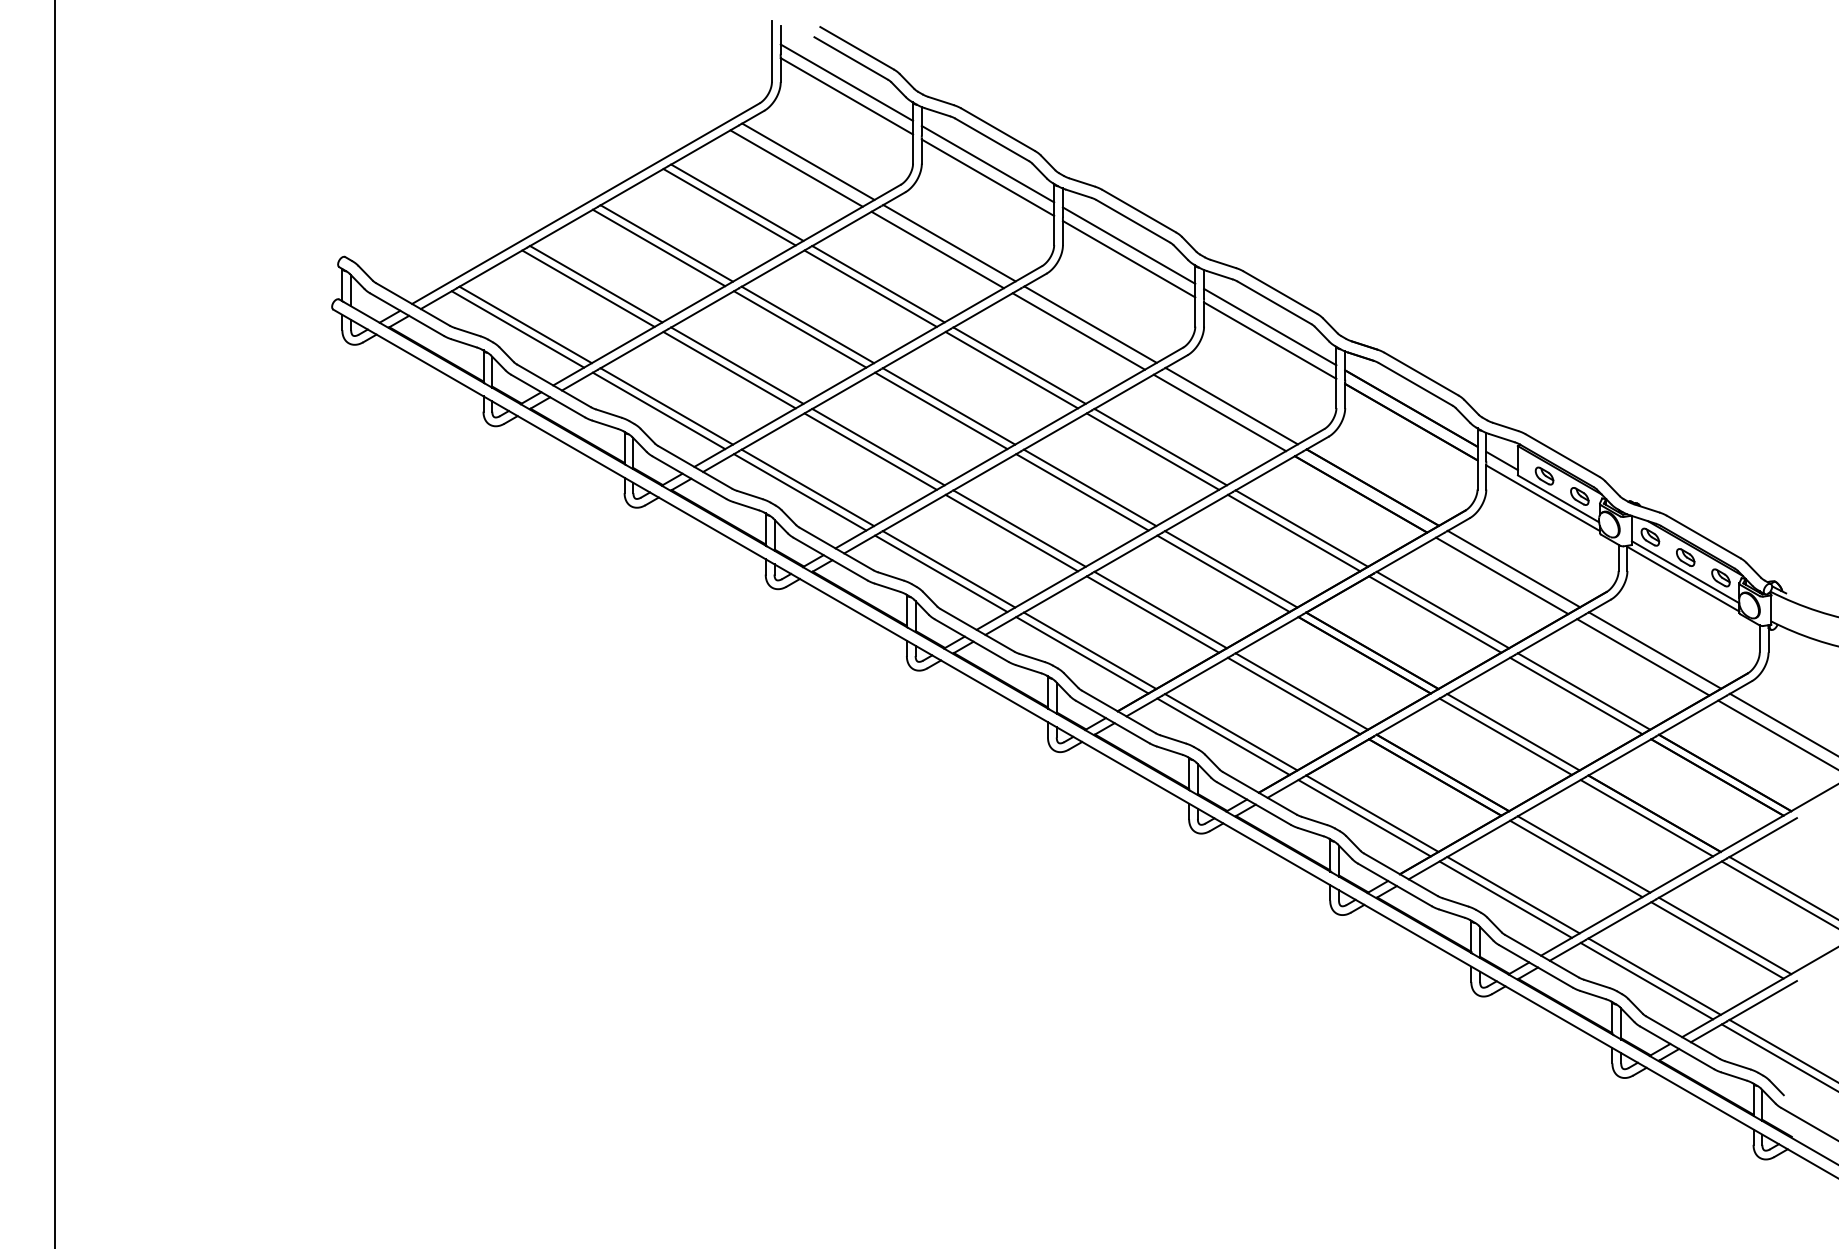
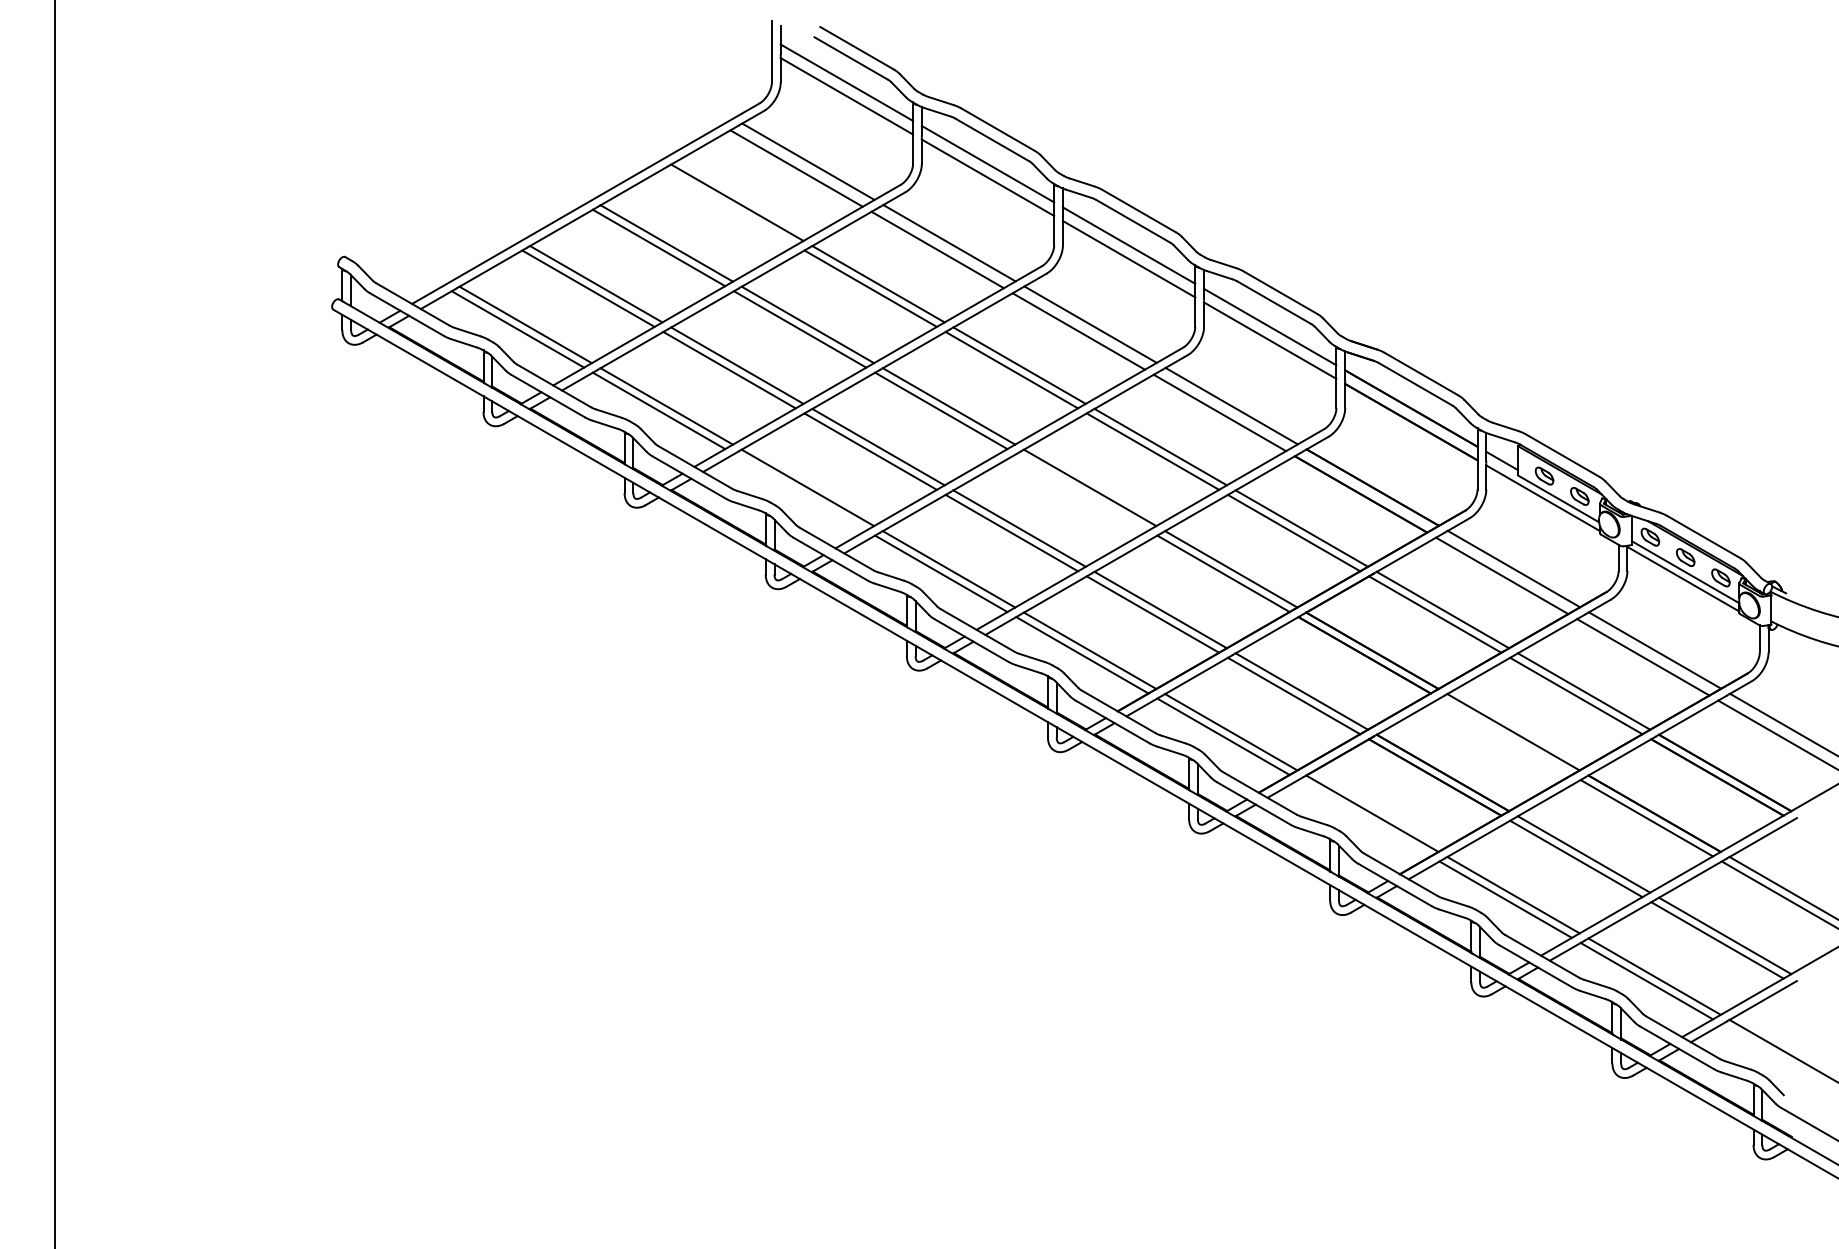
line: present -> none (729, 207)
line: present -> none (800, 492)
line: present -> none (1082, 492)
line: present -> none (1505, 736)
line: present -> none (1364, 818)
line: present -> none (1778, 1057)
